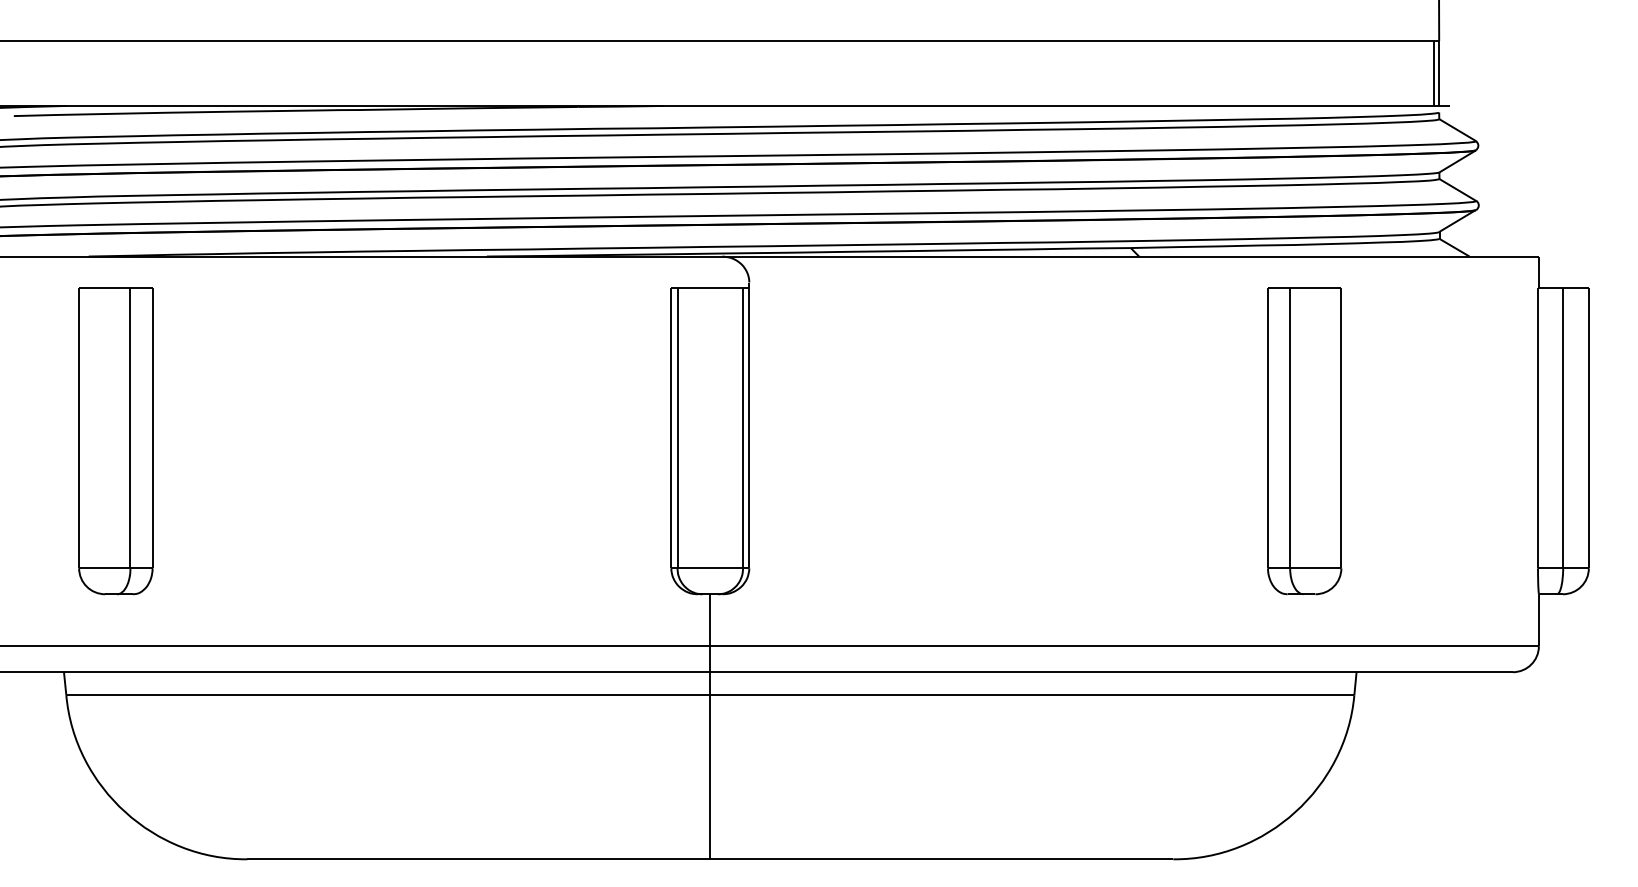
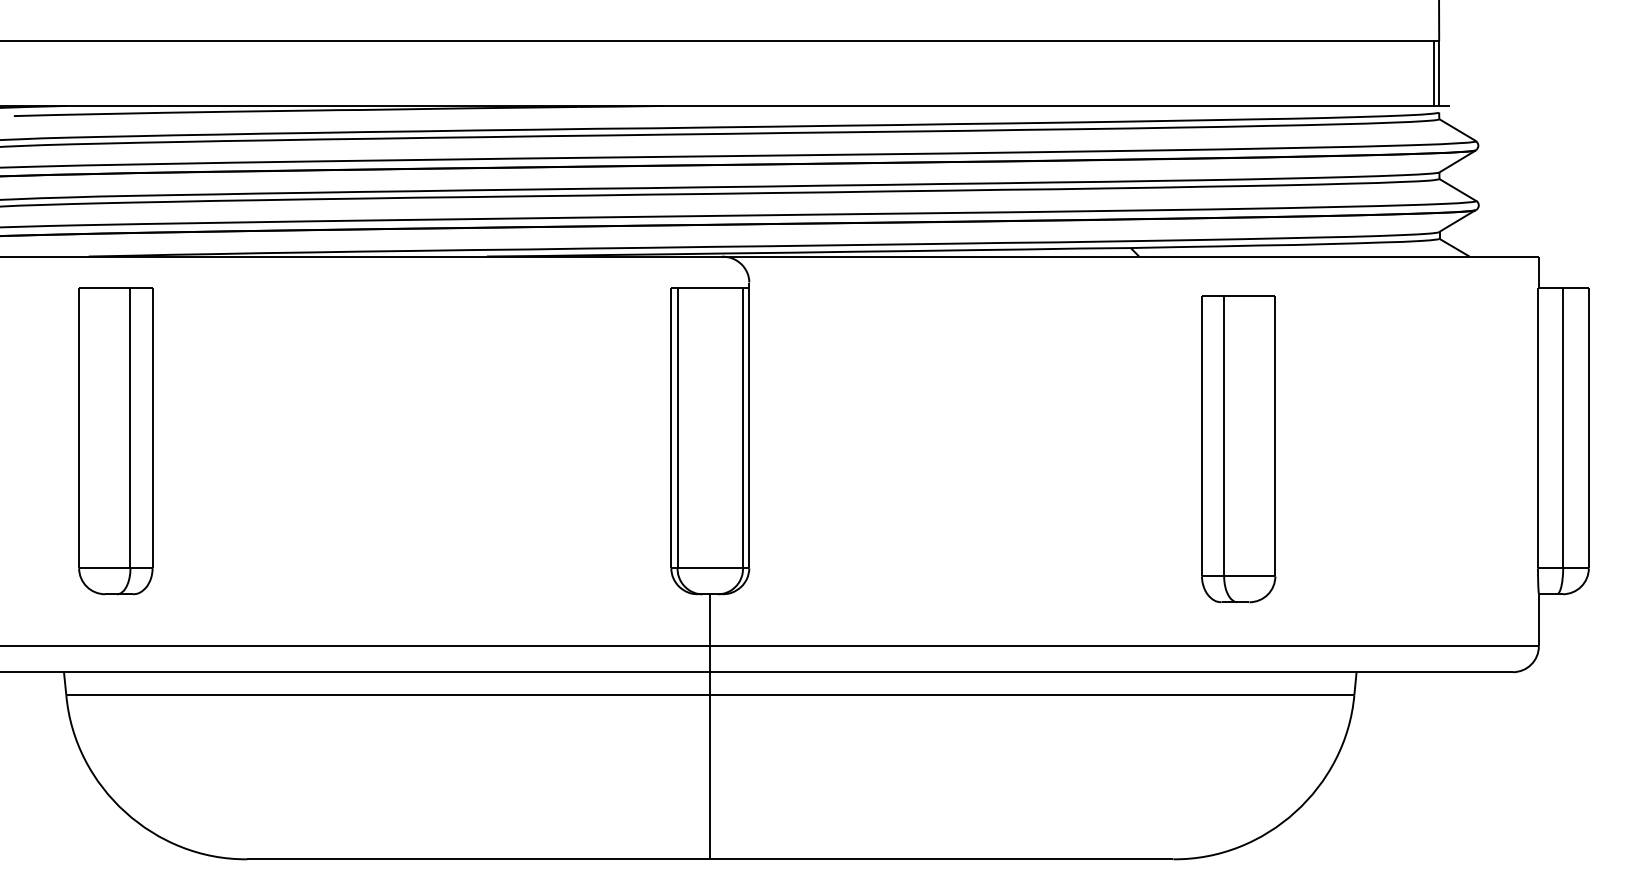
part position: (1304, 441) -> (1238, 449) (1238, 449)
